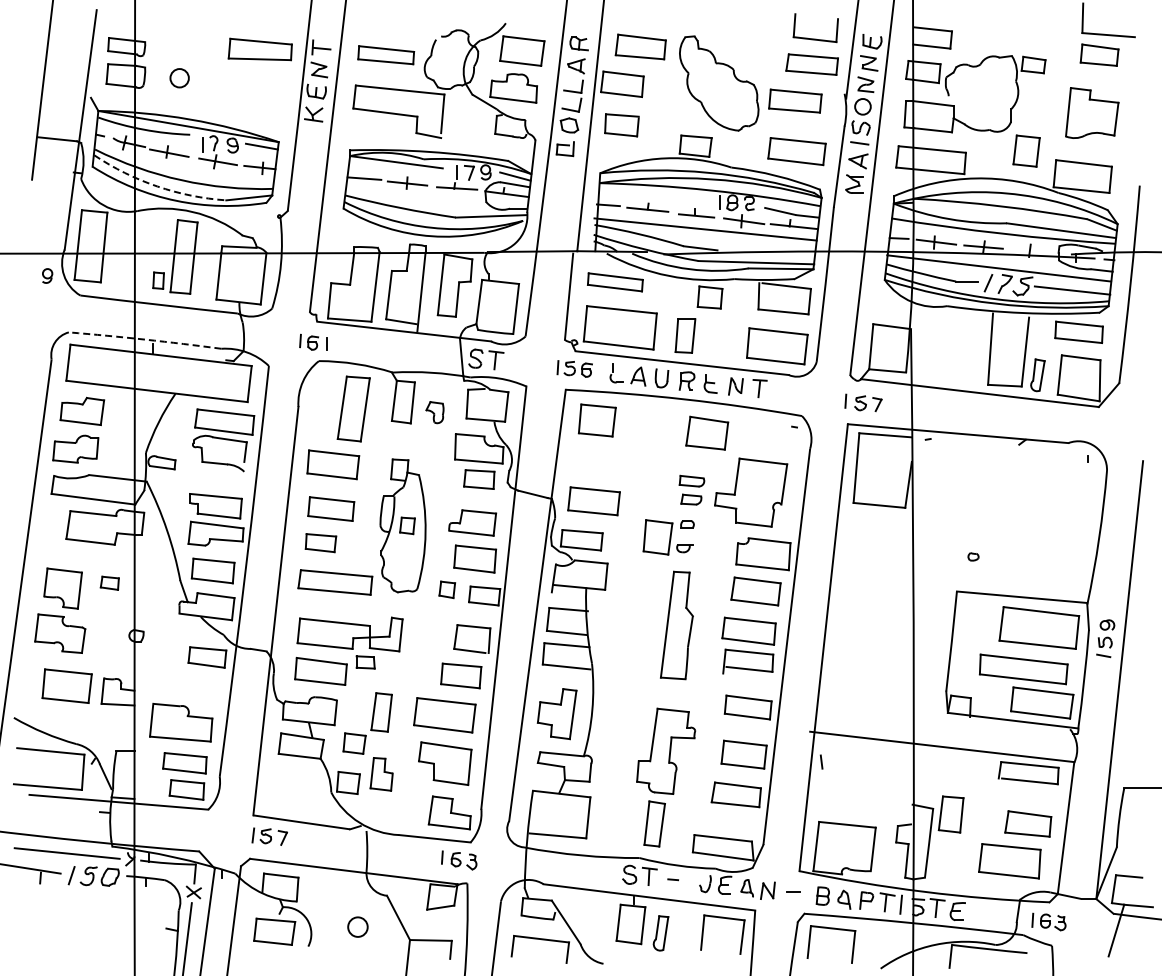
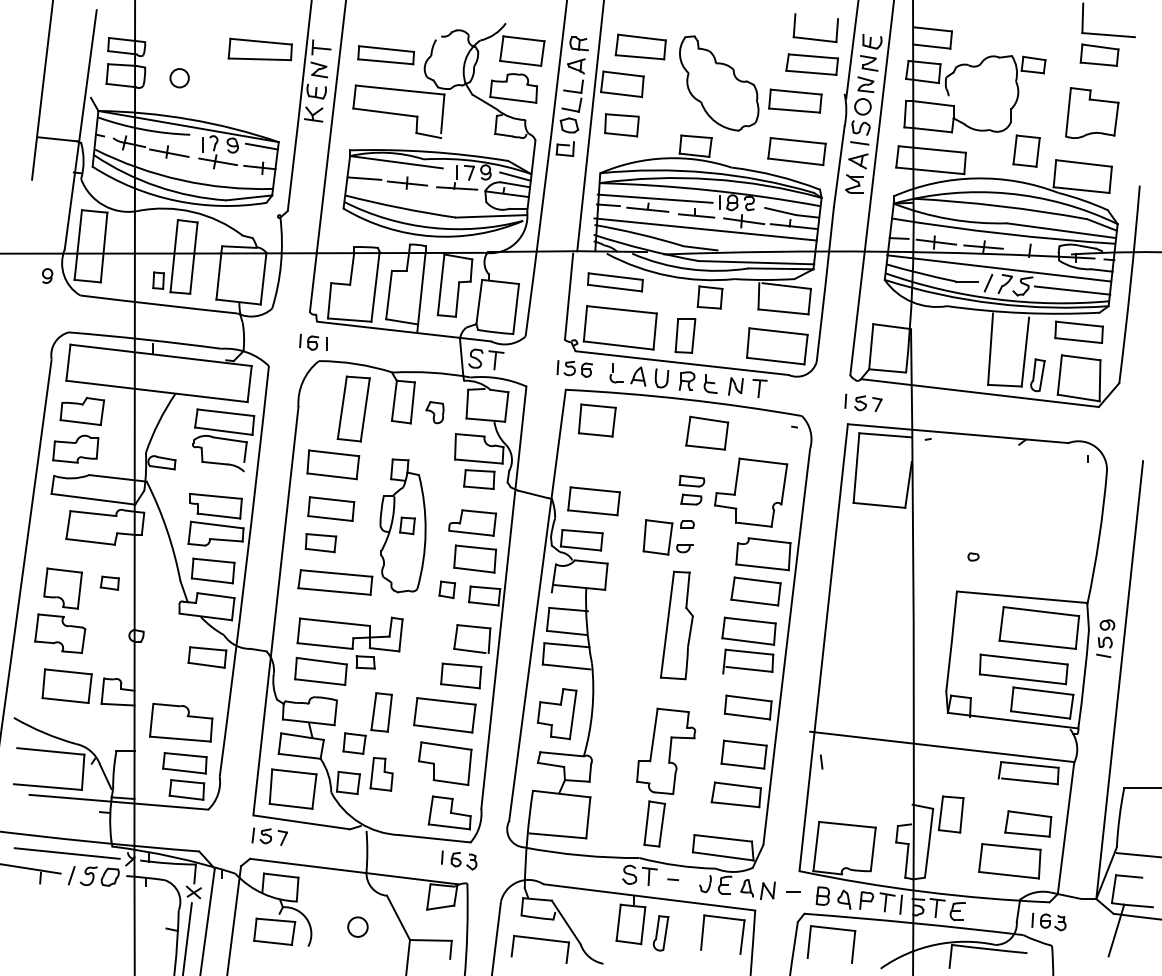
arc: dashed -> solid (157, 186)
line: none -> present (654, 198)
arc: dashed -> solid (145, 339)
part: none -> present (292, 788)
line: none -> present (1137, 855)
